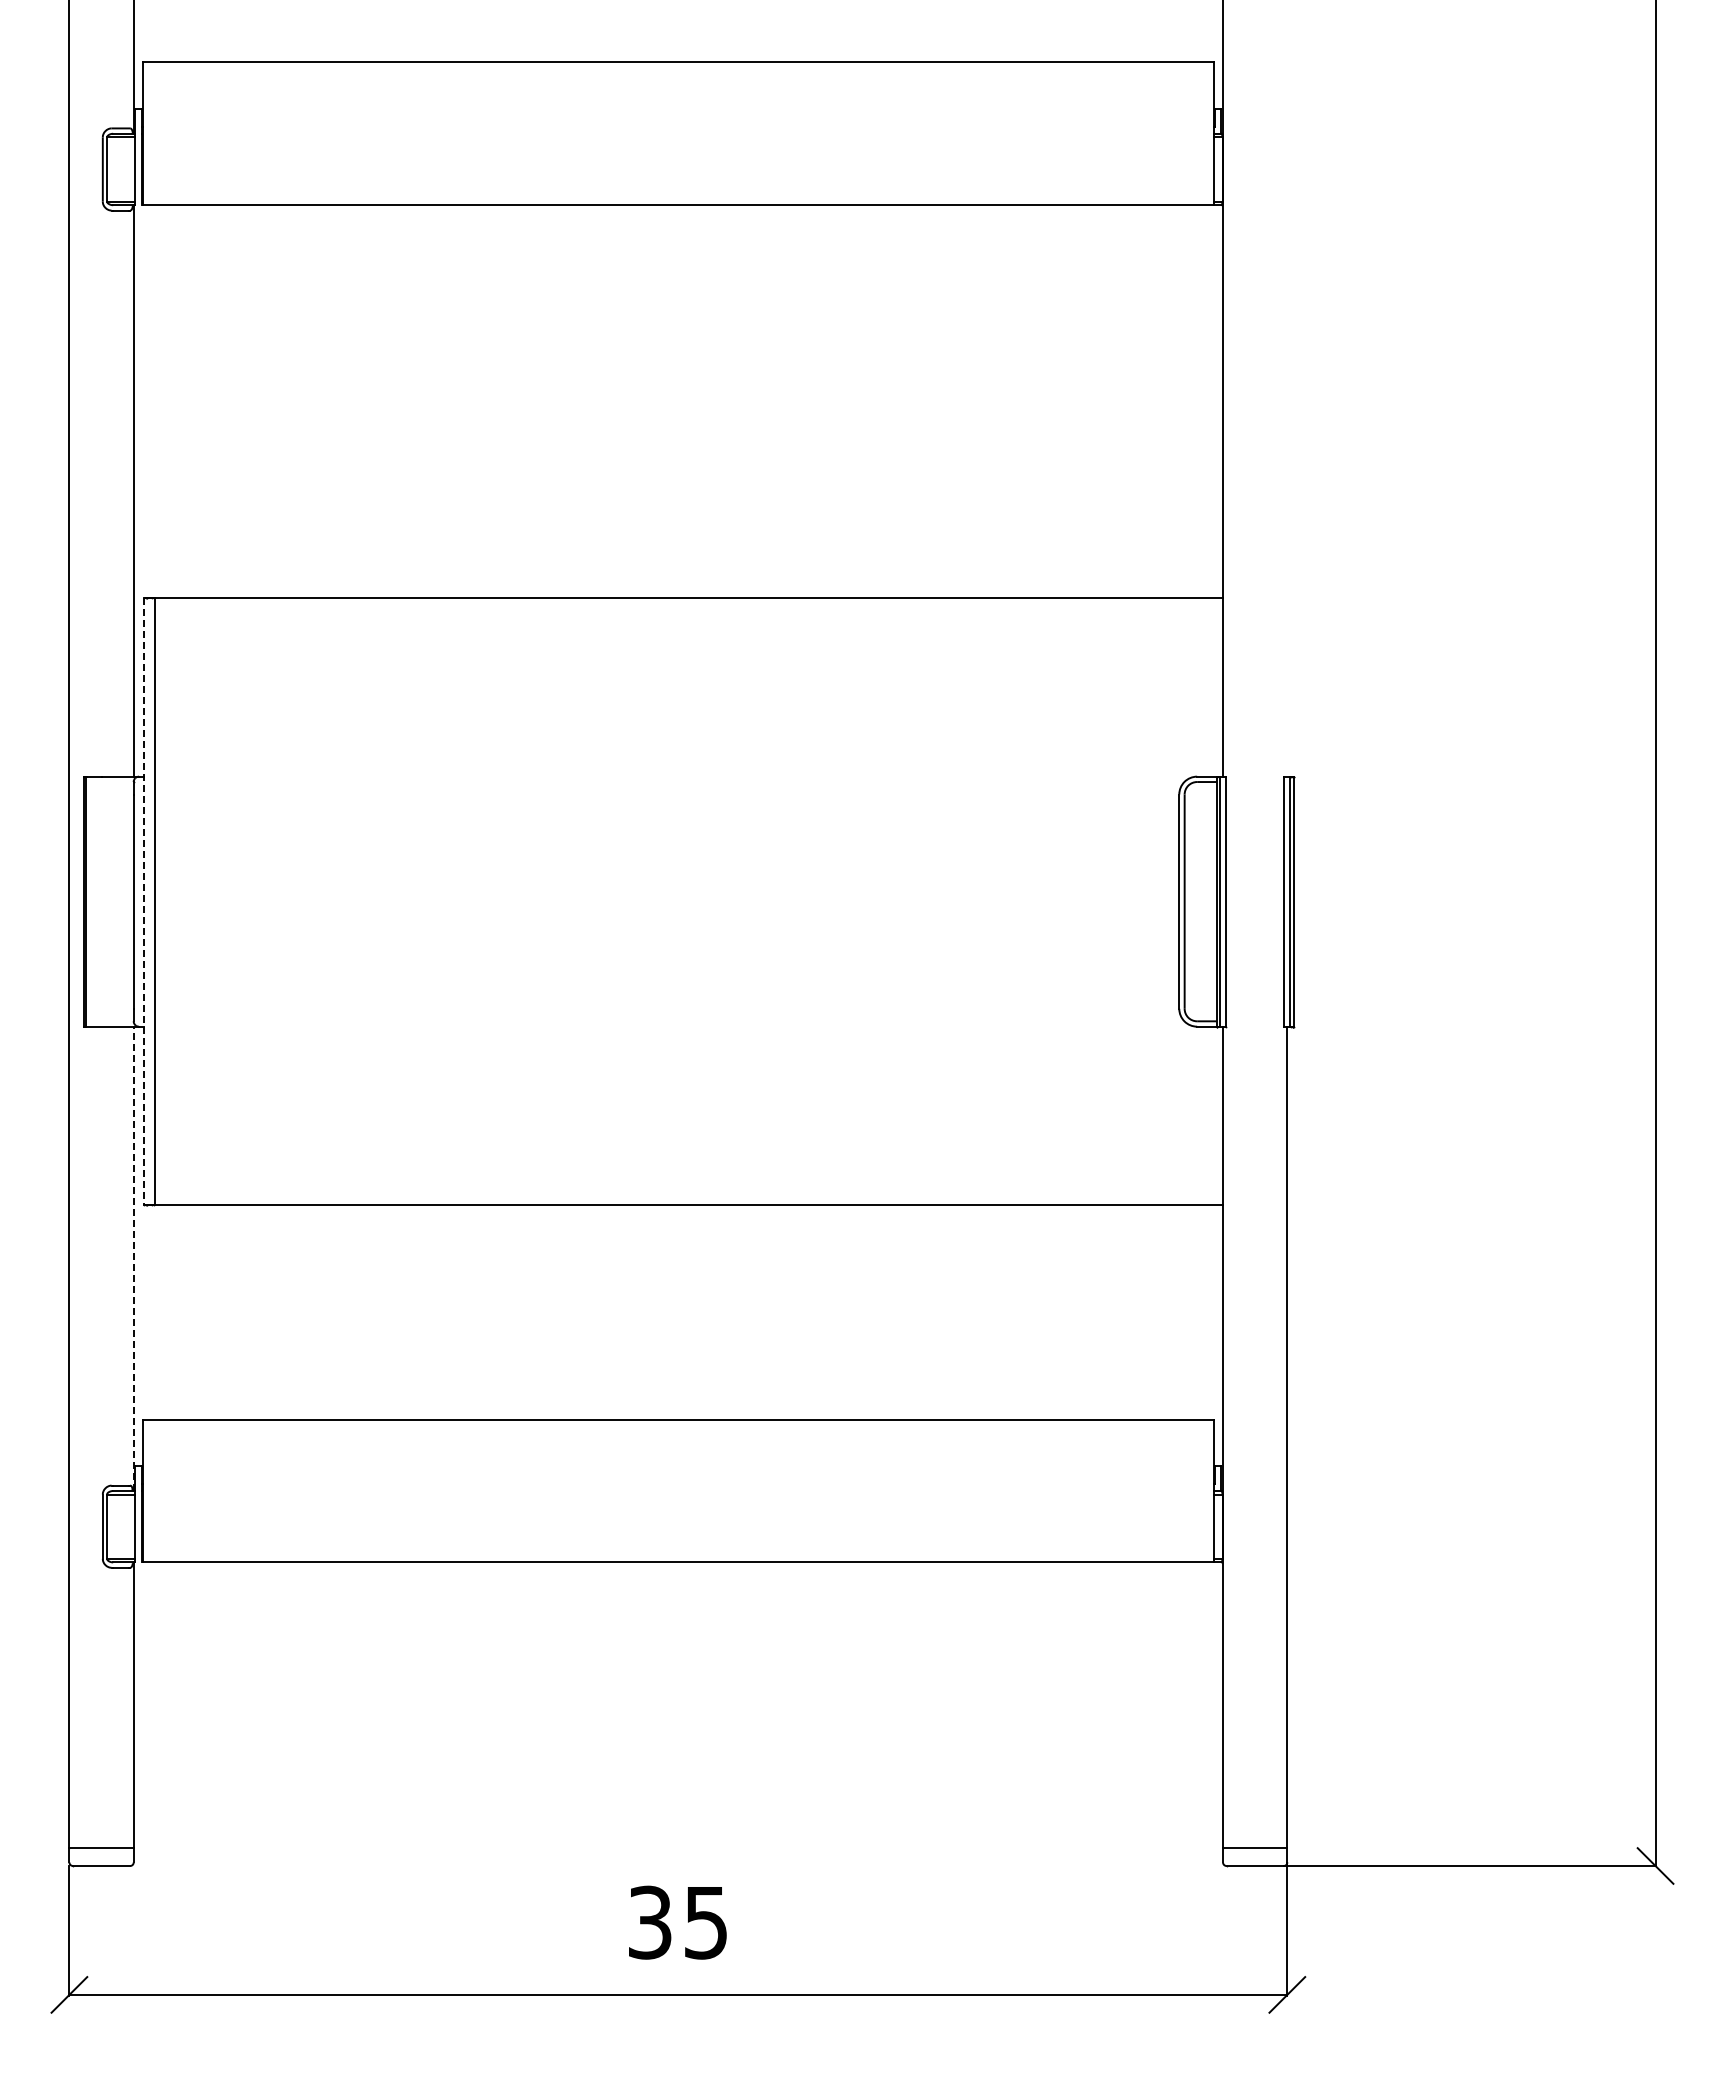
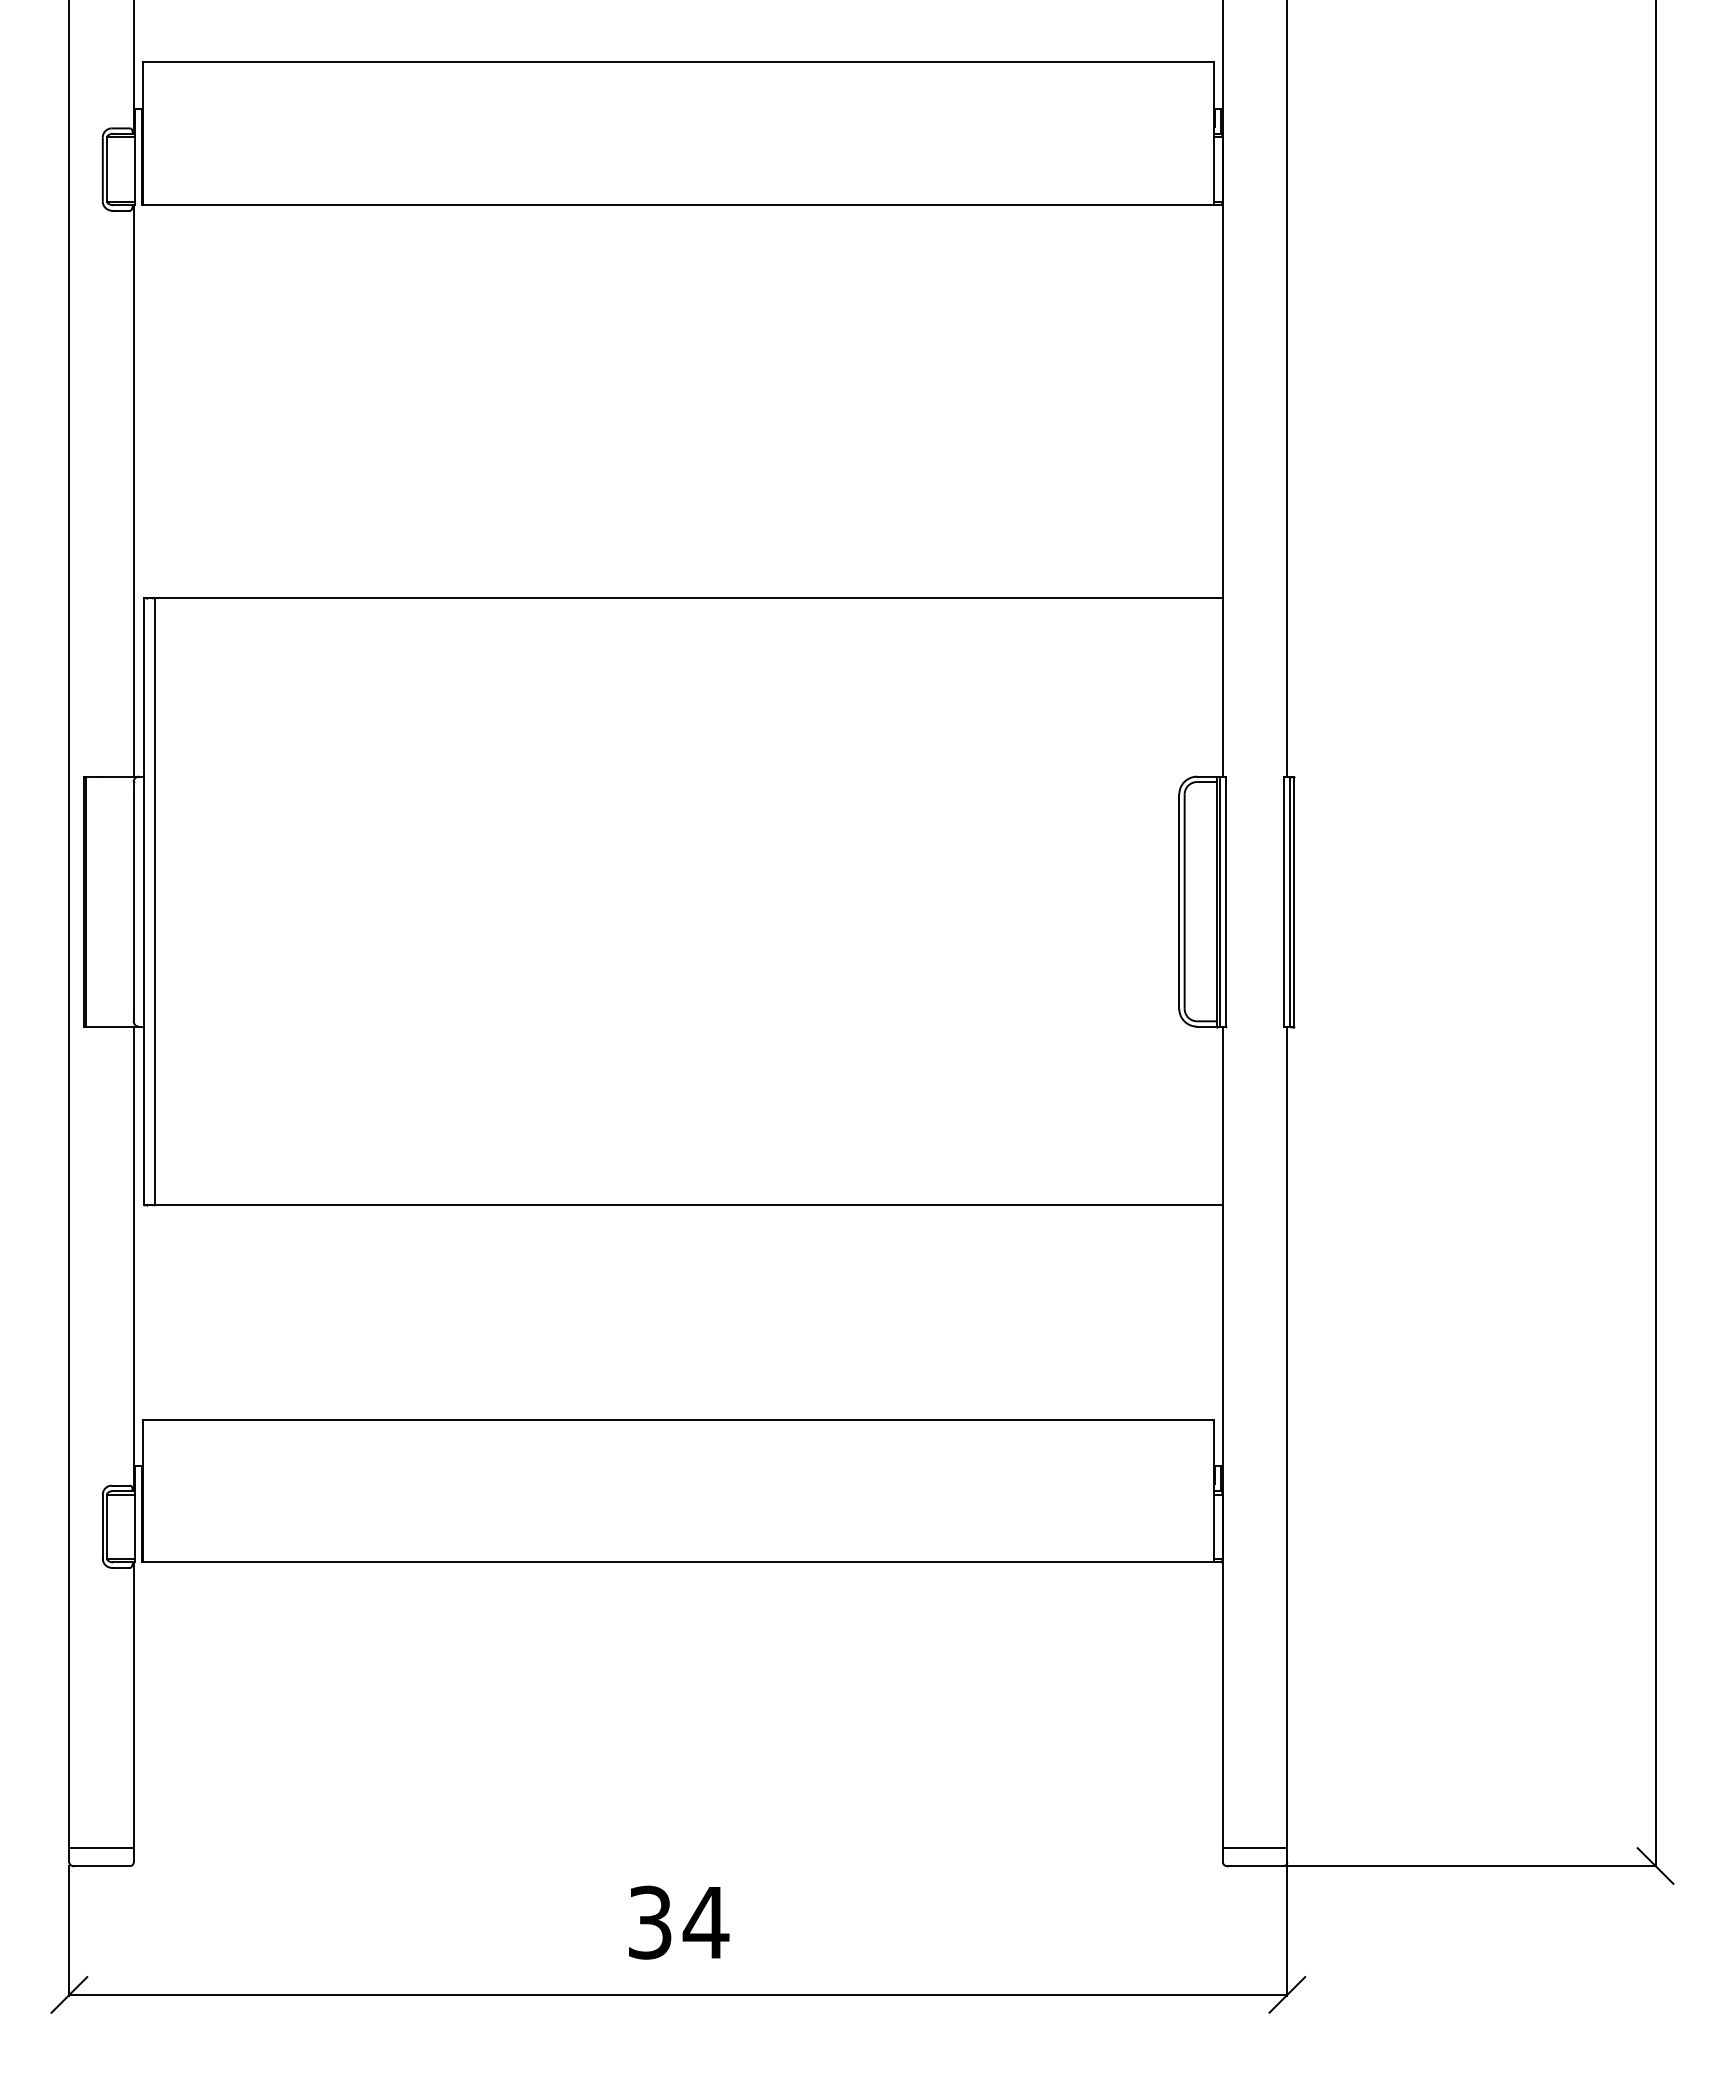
line: none -> present (1287, 389)
line: dashed -> solid (144, 901)
line: dashed -> solid (133, 1258)
text: 35 -> 34 (705, 1923)
